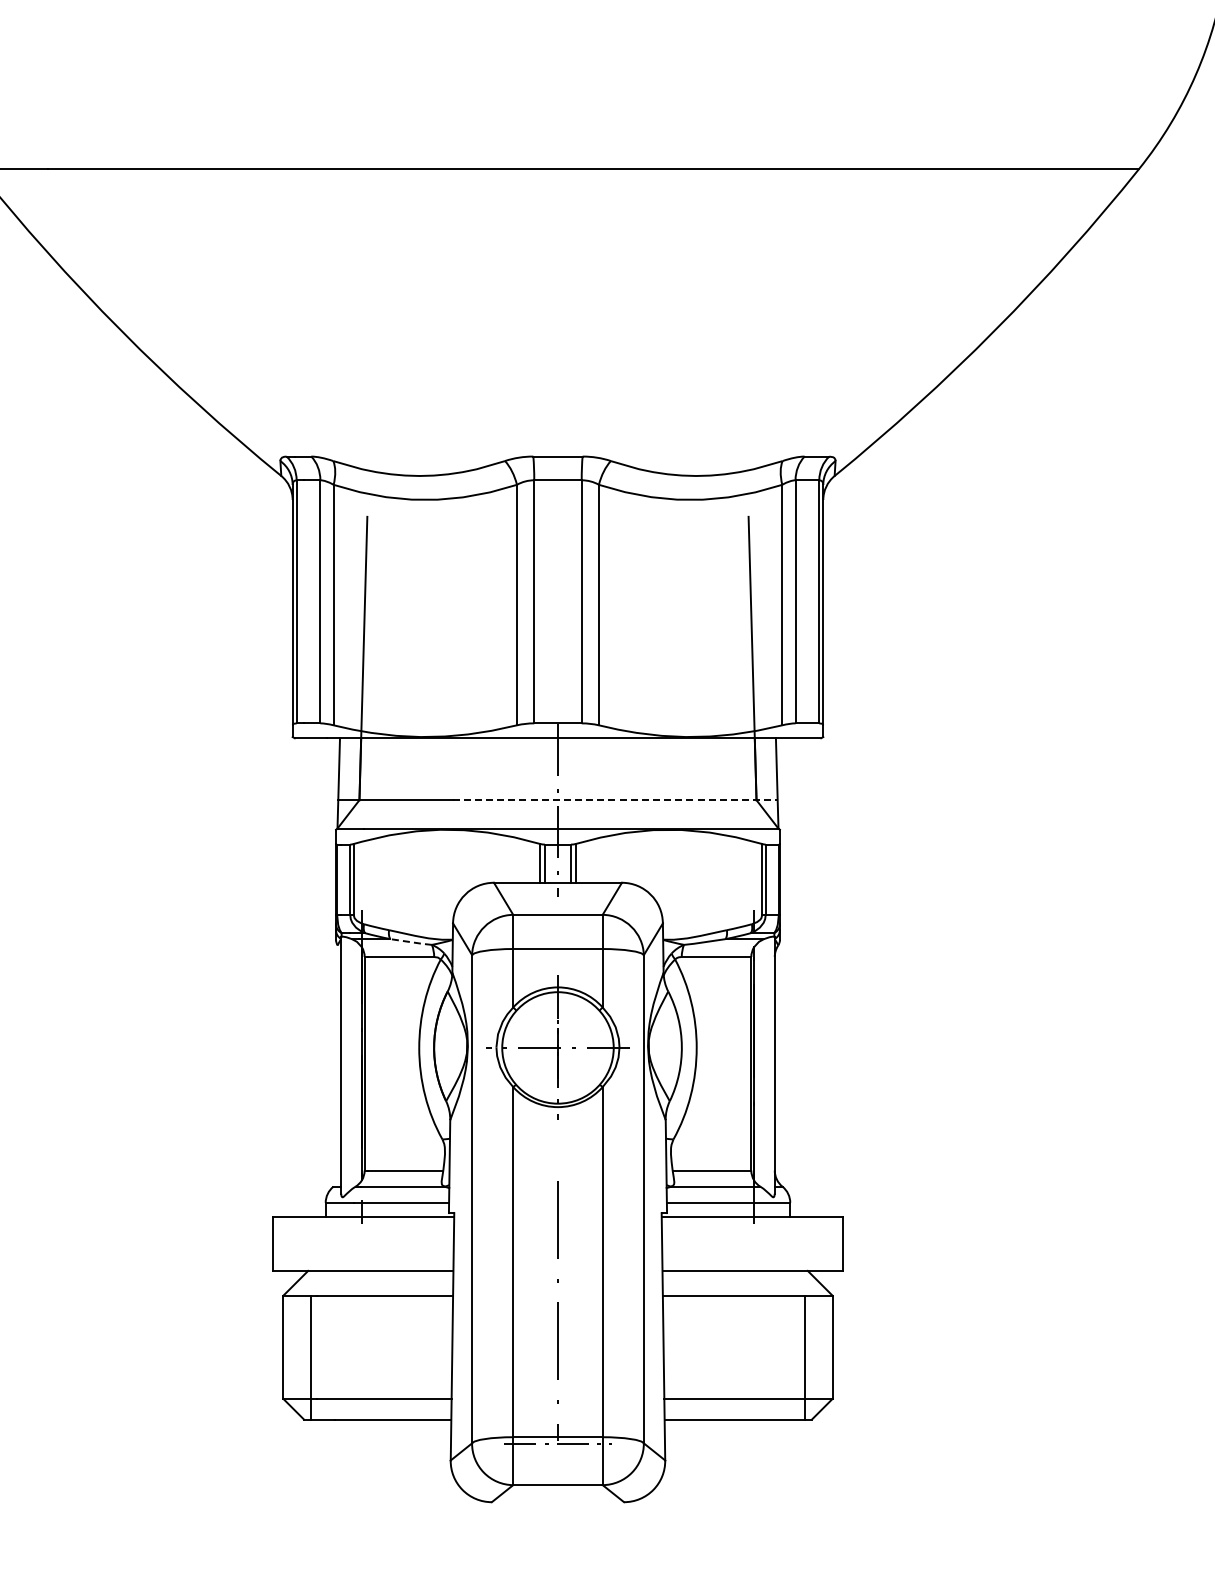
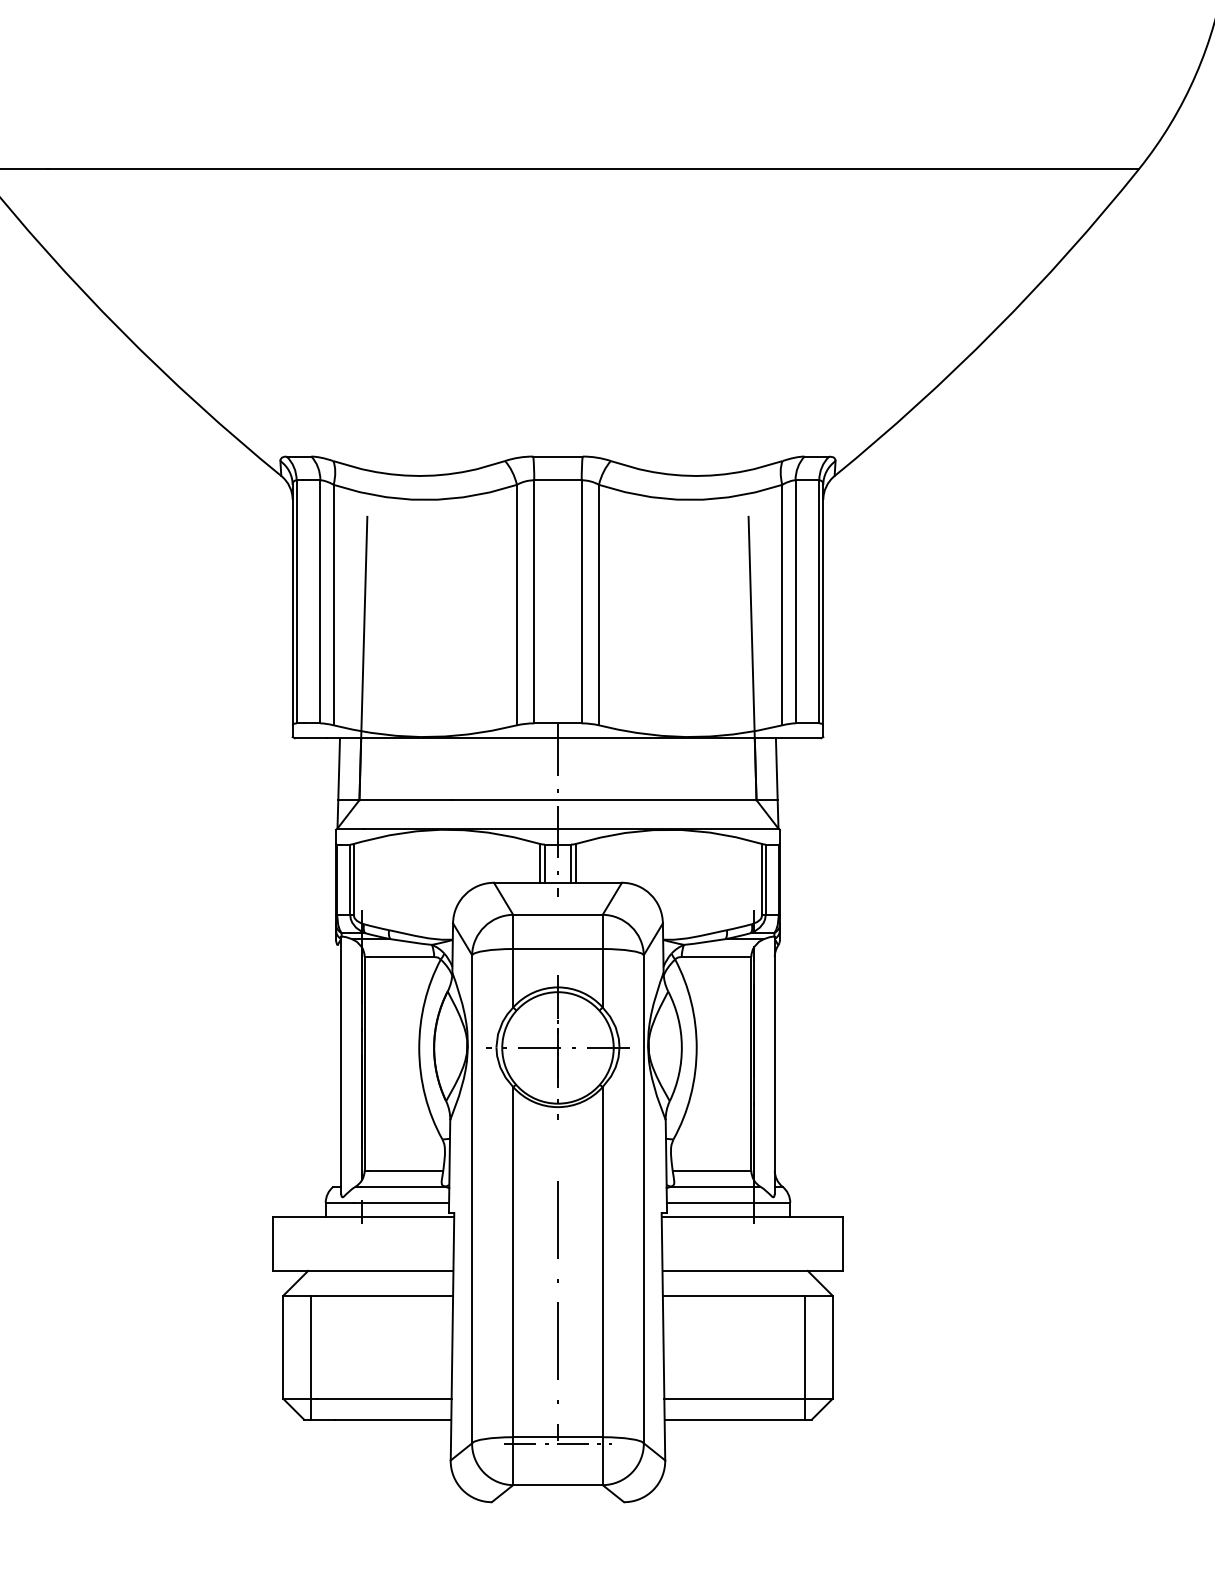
line: dashed -> solid (615, 800)
line: dashed -> solid (411, 942)
